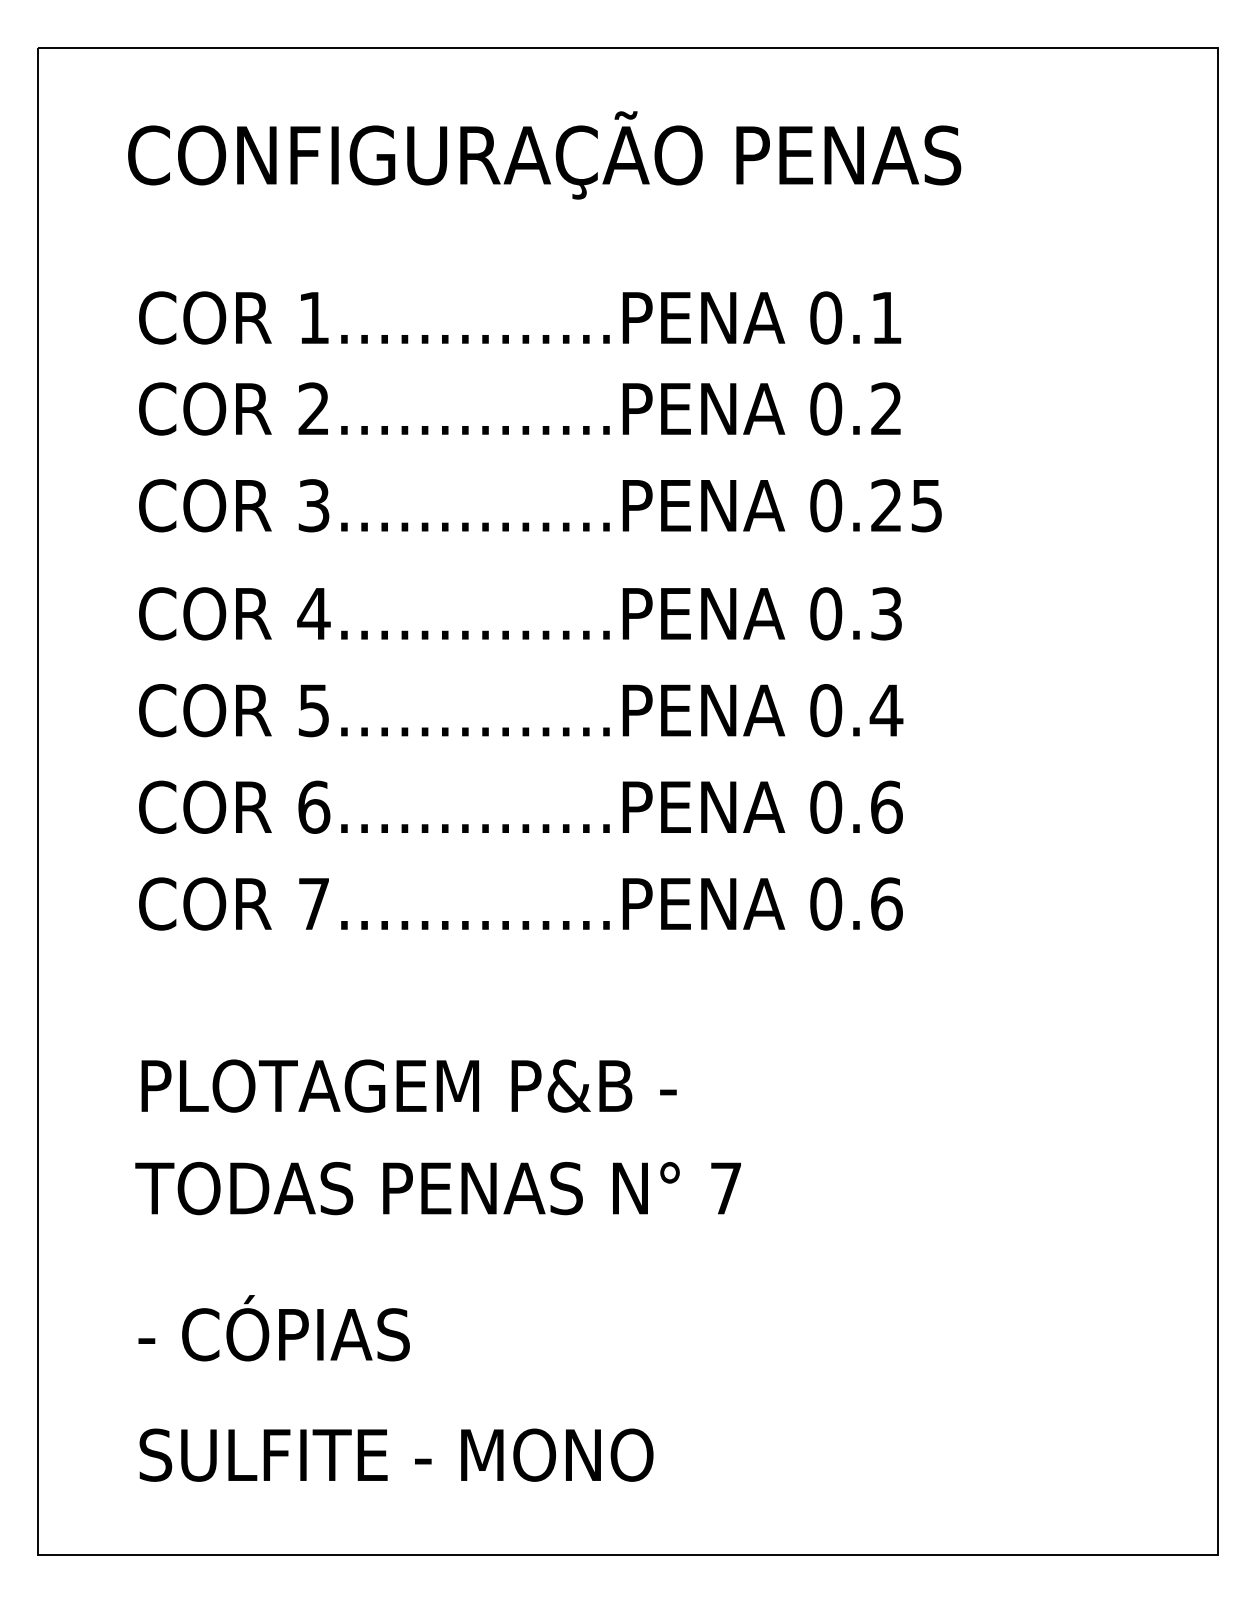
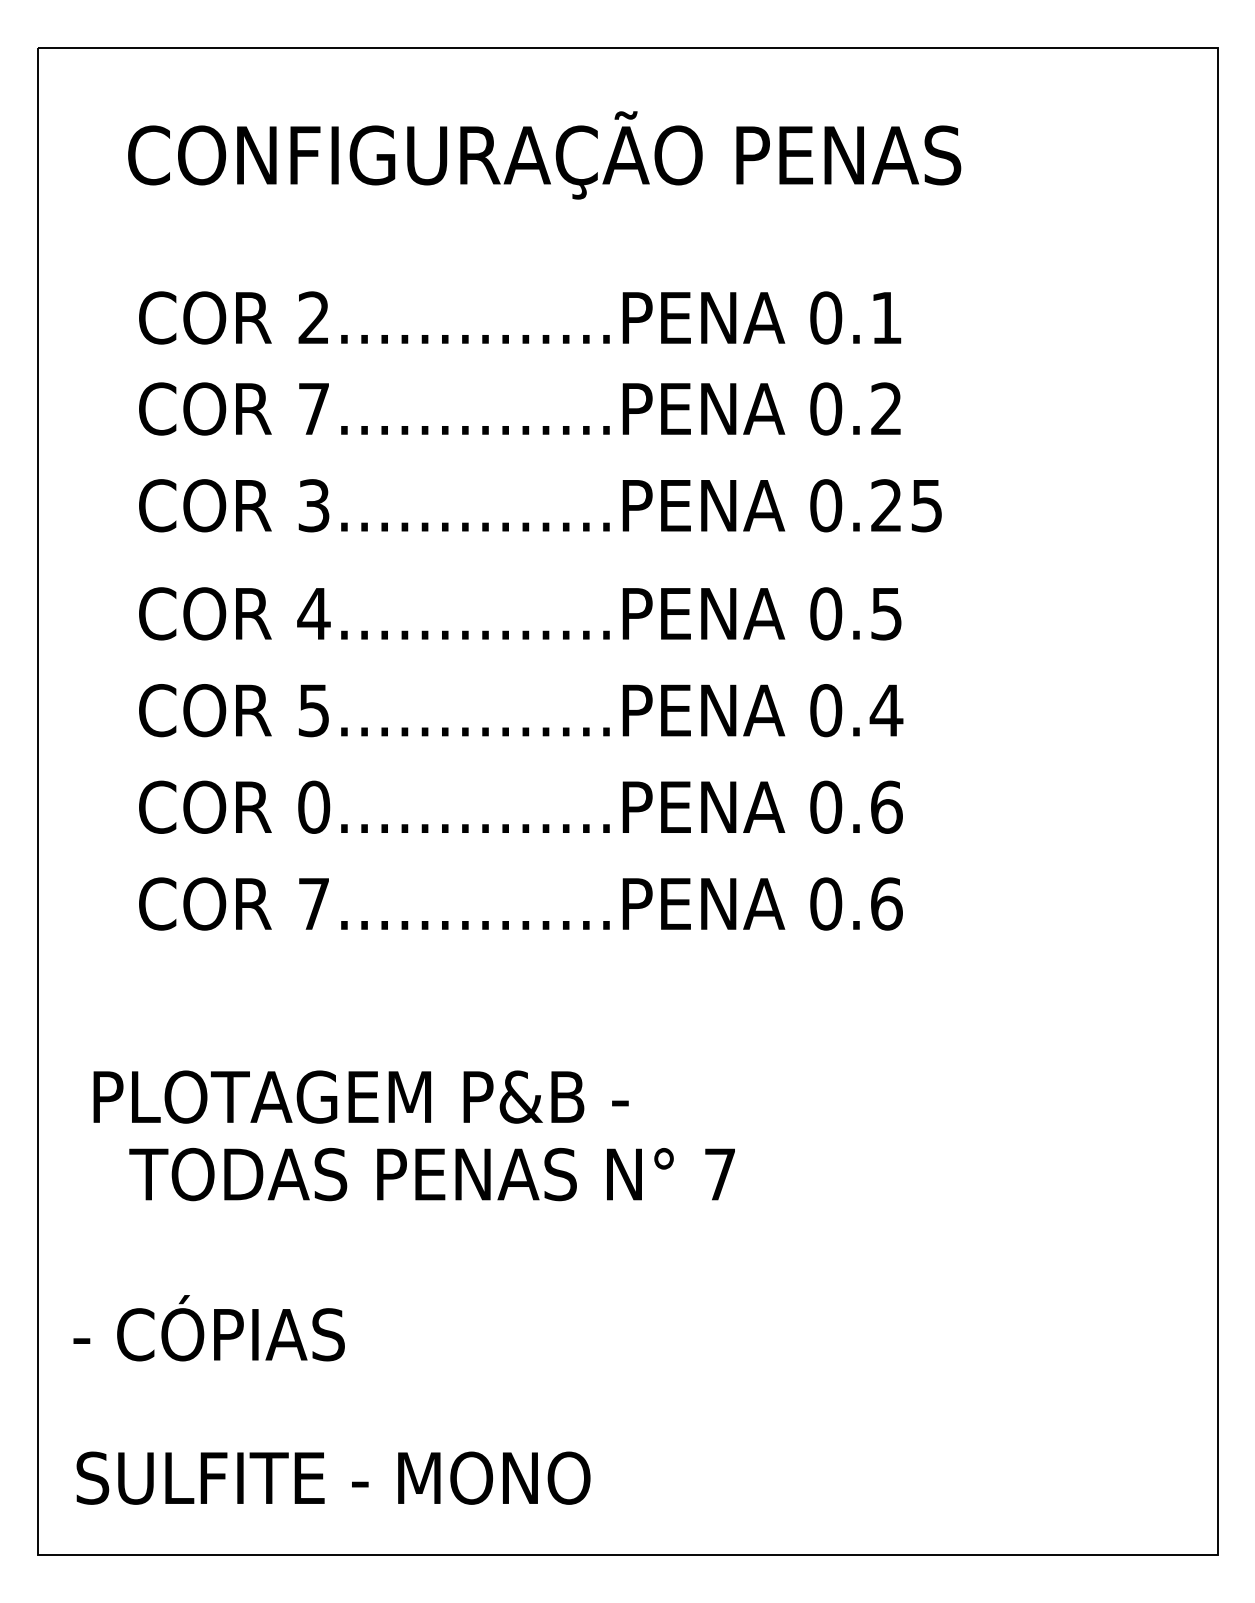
text: 1..............PENA -> 2..............PENA (313, 317)
text: 2..............PENA -> 7..............PENA (313, 408)
text: 0.3 -> 0.5 (886, 613)
text: 6..............PENA -> 0..............PENA (314, 806)
text position: (408, 1085) -> (360, 1096) (360, 1096)
text position: (437, 1188) -> (431, 1174) (431, 1174)
text position: (273, 1328) -> (208, 1328) (208, 1328)
text position: (396, 1454) -> (333, 1477) (333, 1477)
